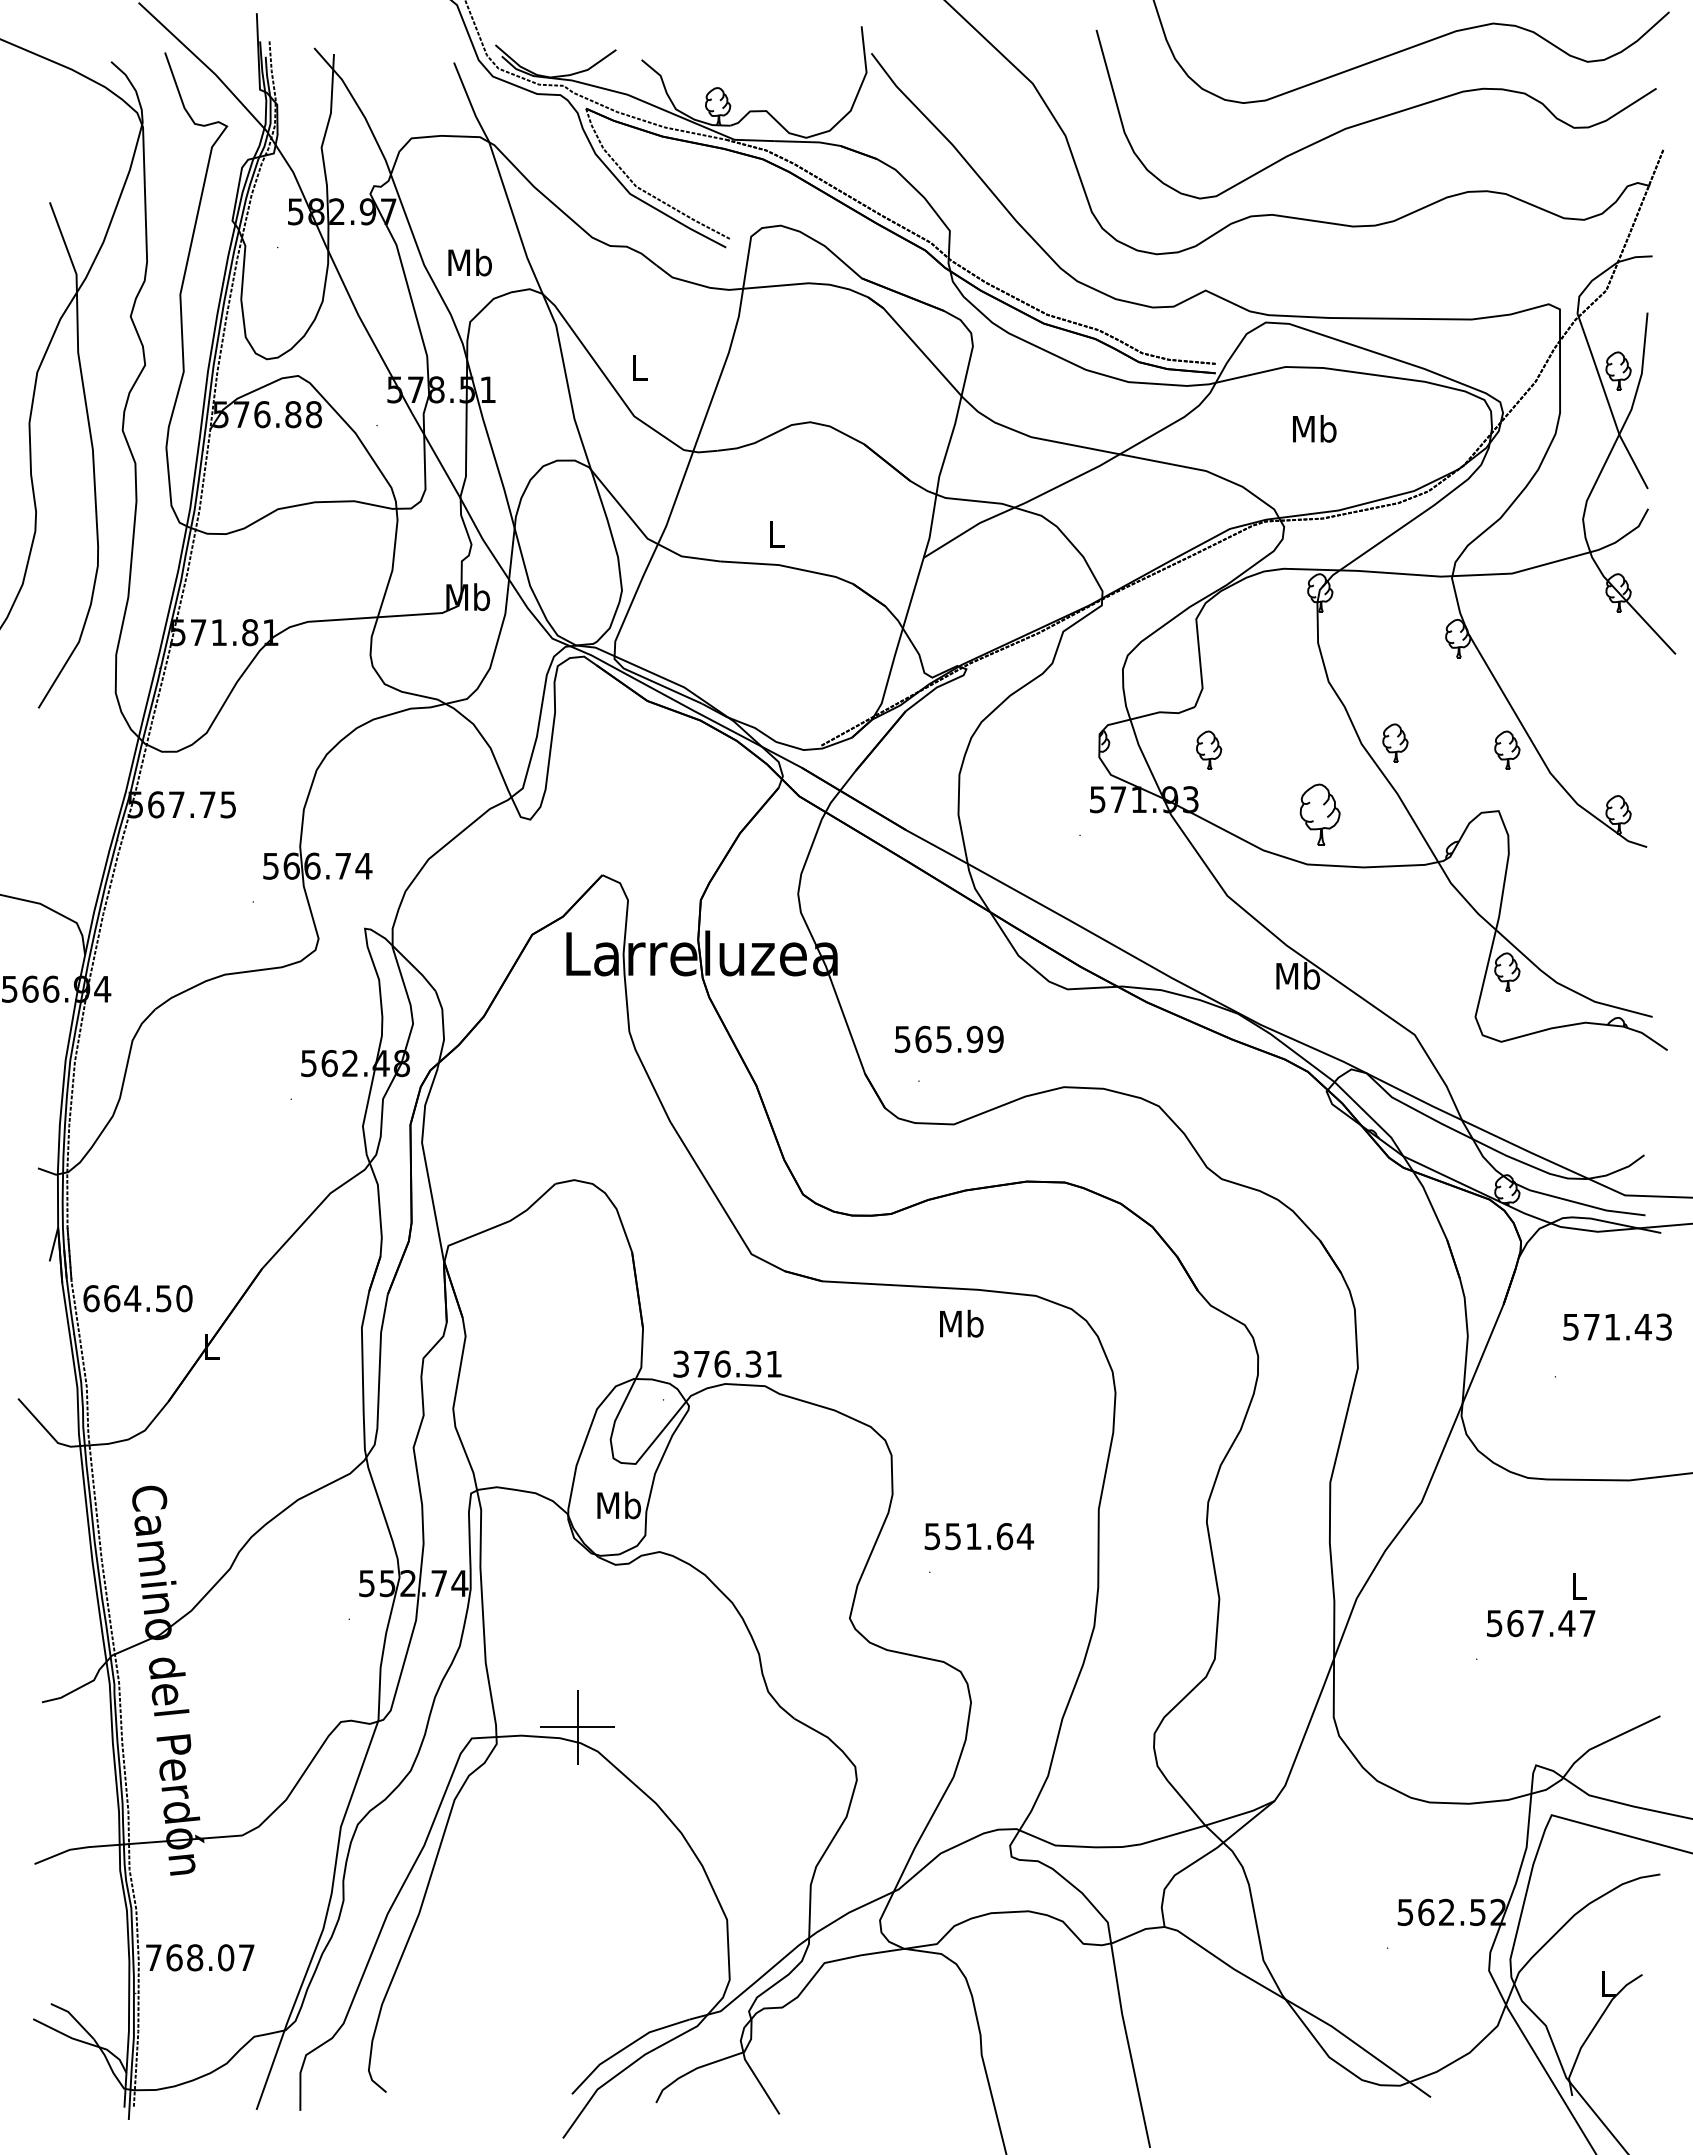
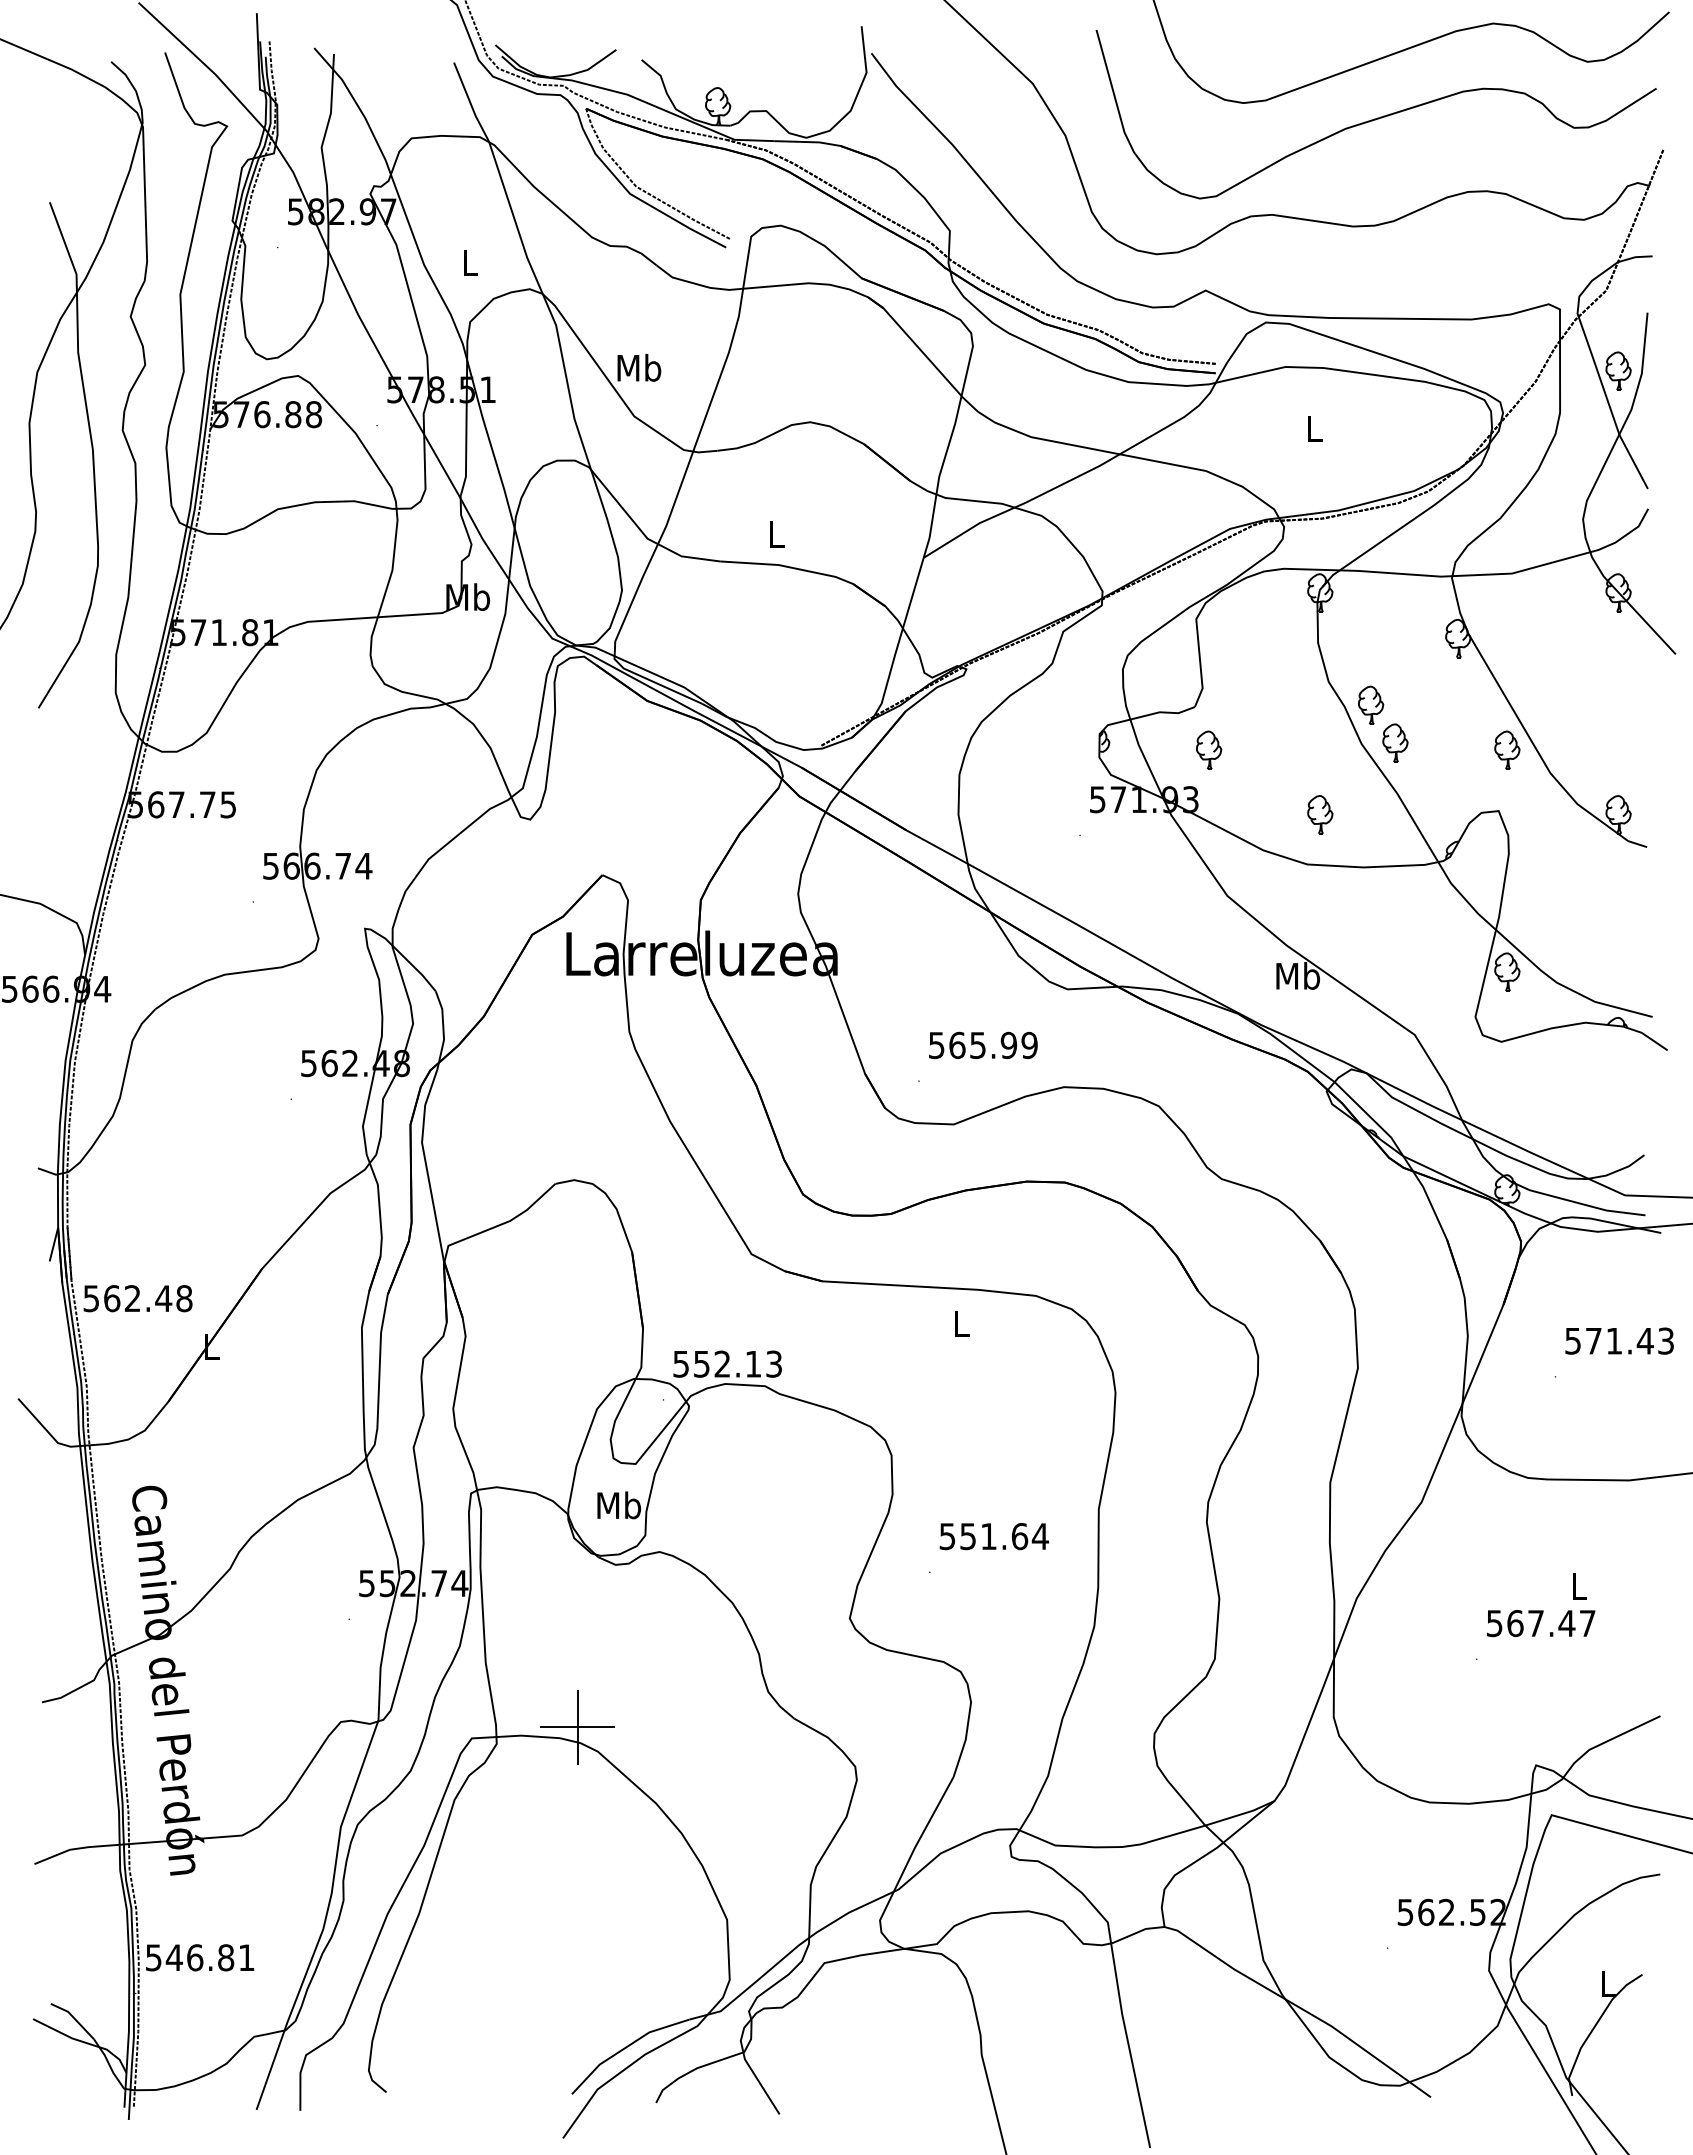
text: Mb -> L (469, 262)
text: L -> Mb (639, 367)
text: Mb -> L (1314, 428)
part: none -> present (1371, 704)
part size: 42x63 px -> 27x40 px (1320, 814)
text position: (949, 1038) -> (983, 1044) (983, 1044)
text: 664.50 -> 562.48 (137, 1298)
text: Mb -> L (961, 1323)
text position: (1617, 1326) -> (1619, 1340) (1619, 1340)
text: 376.31 -> 552.13 (727, 1363)
text position: (978, 1536) -> (993, 1536) (993, 1536)
text: 768.07 -> 546.81 (200, 1957)
